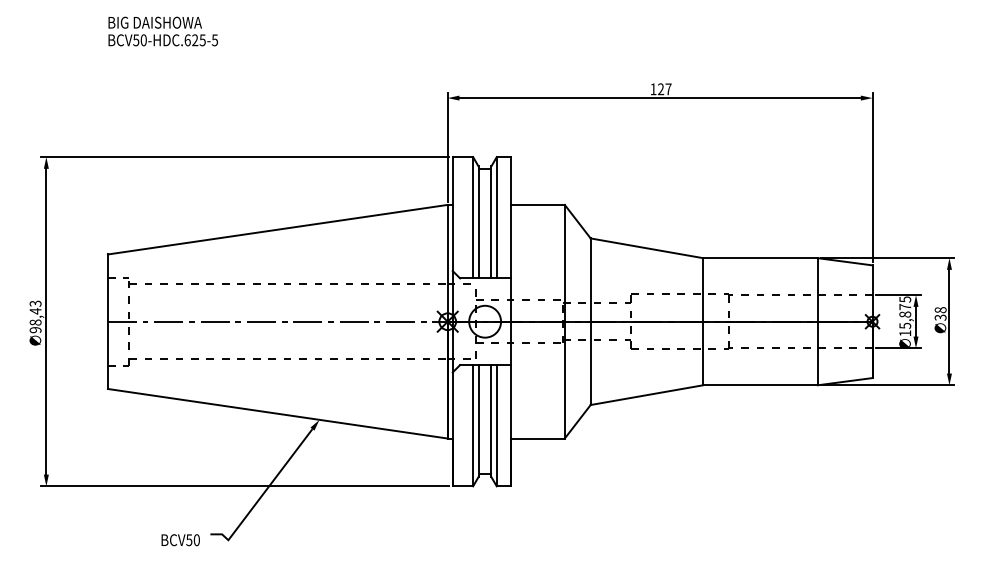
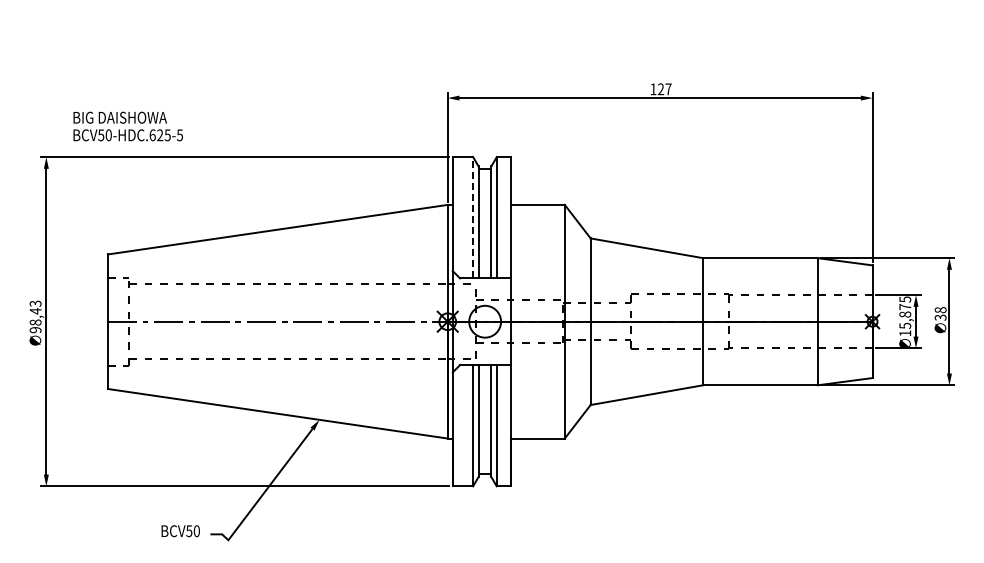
text position: (162, 31) -> (127, 126) (127, 126)
line: solid -> dashed (473, 217)
text position: (180, 540) -> (180, 531) (180, 531)
